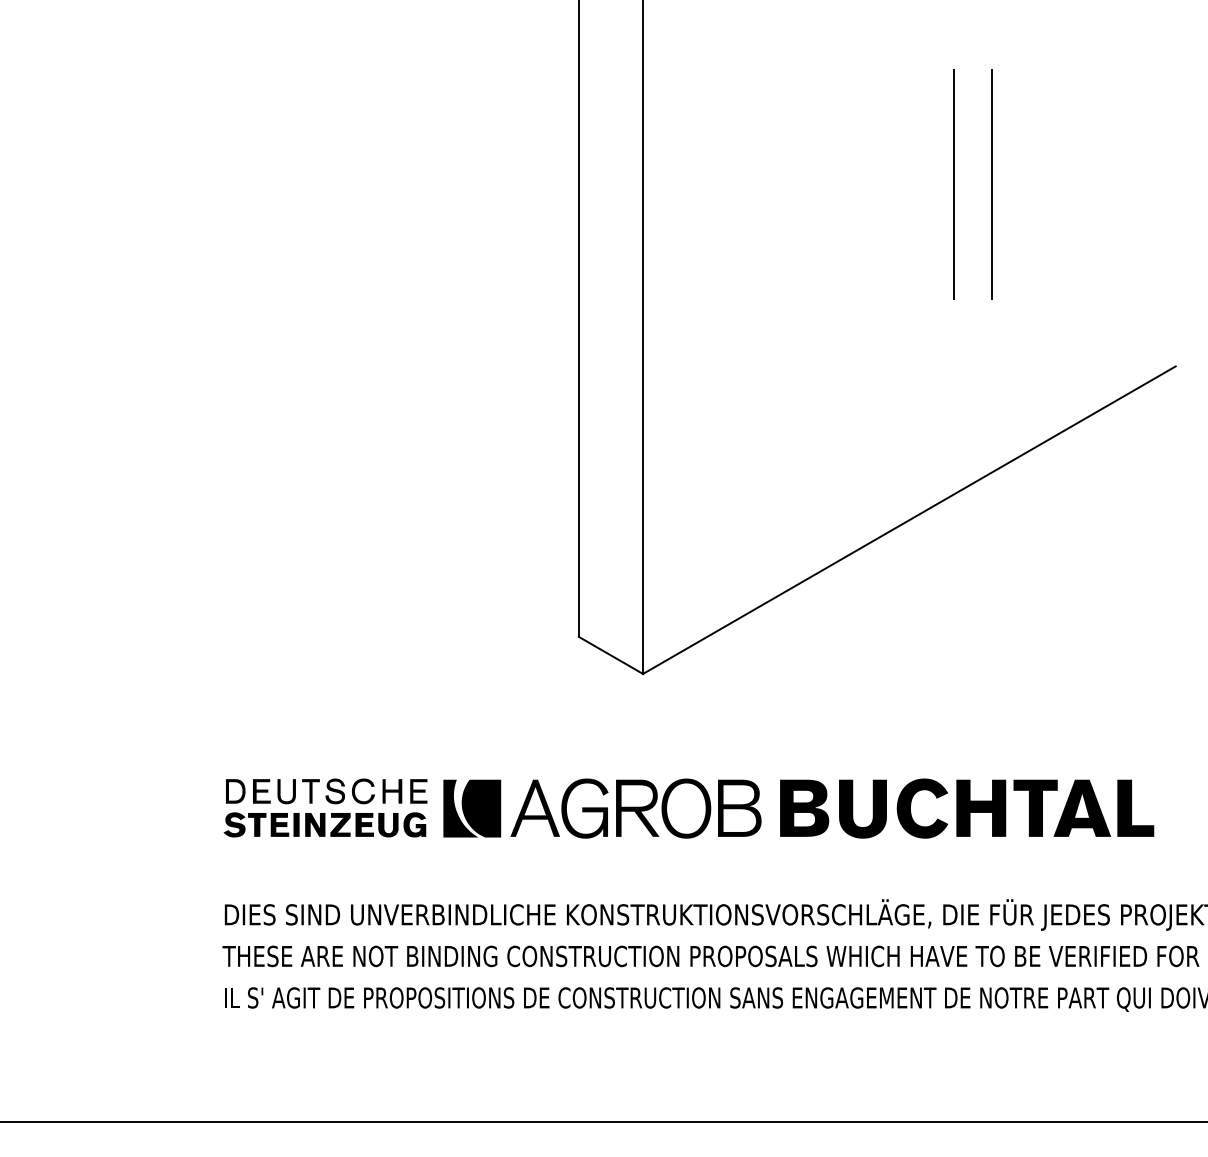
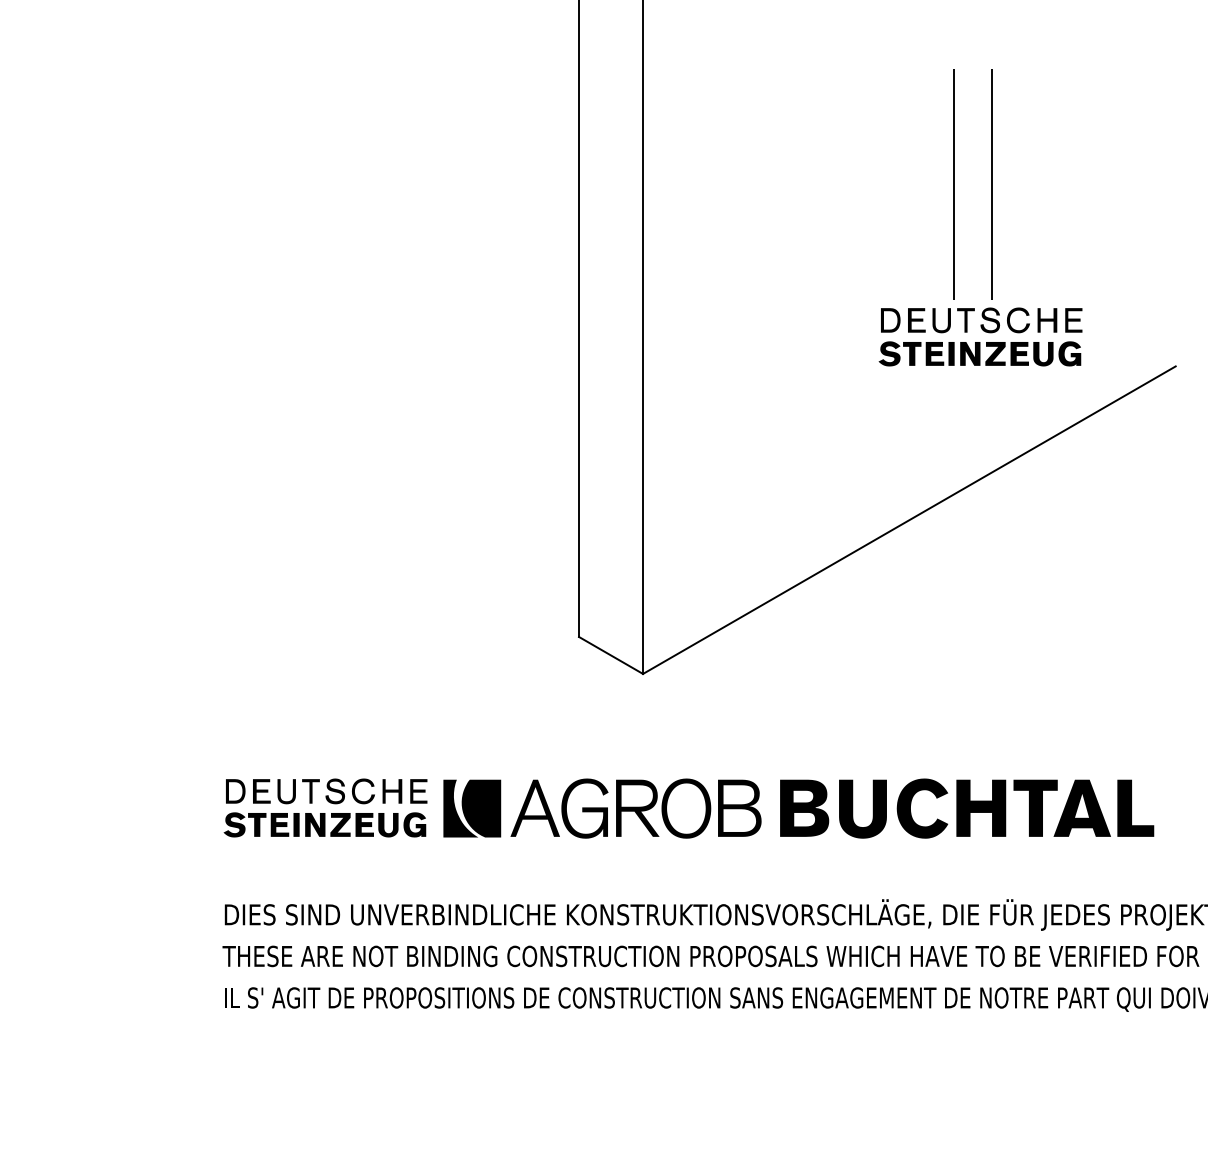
part: none -> present (980, 336)
line: present -> none (603, 1122)
